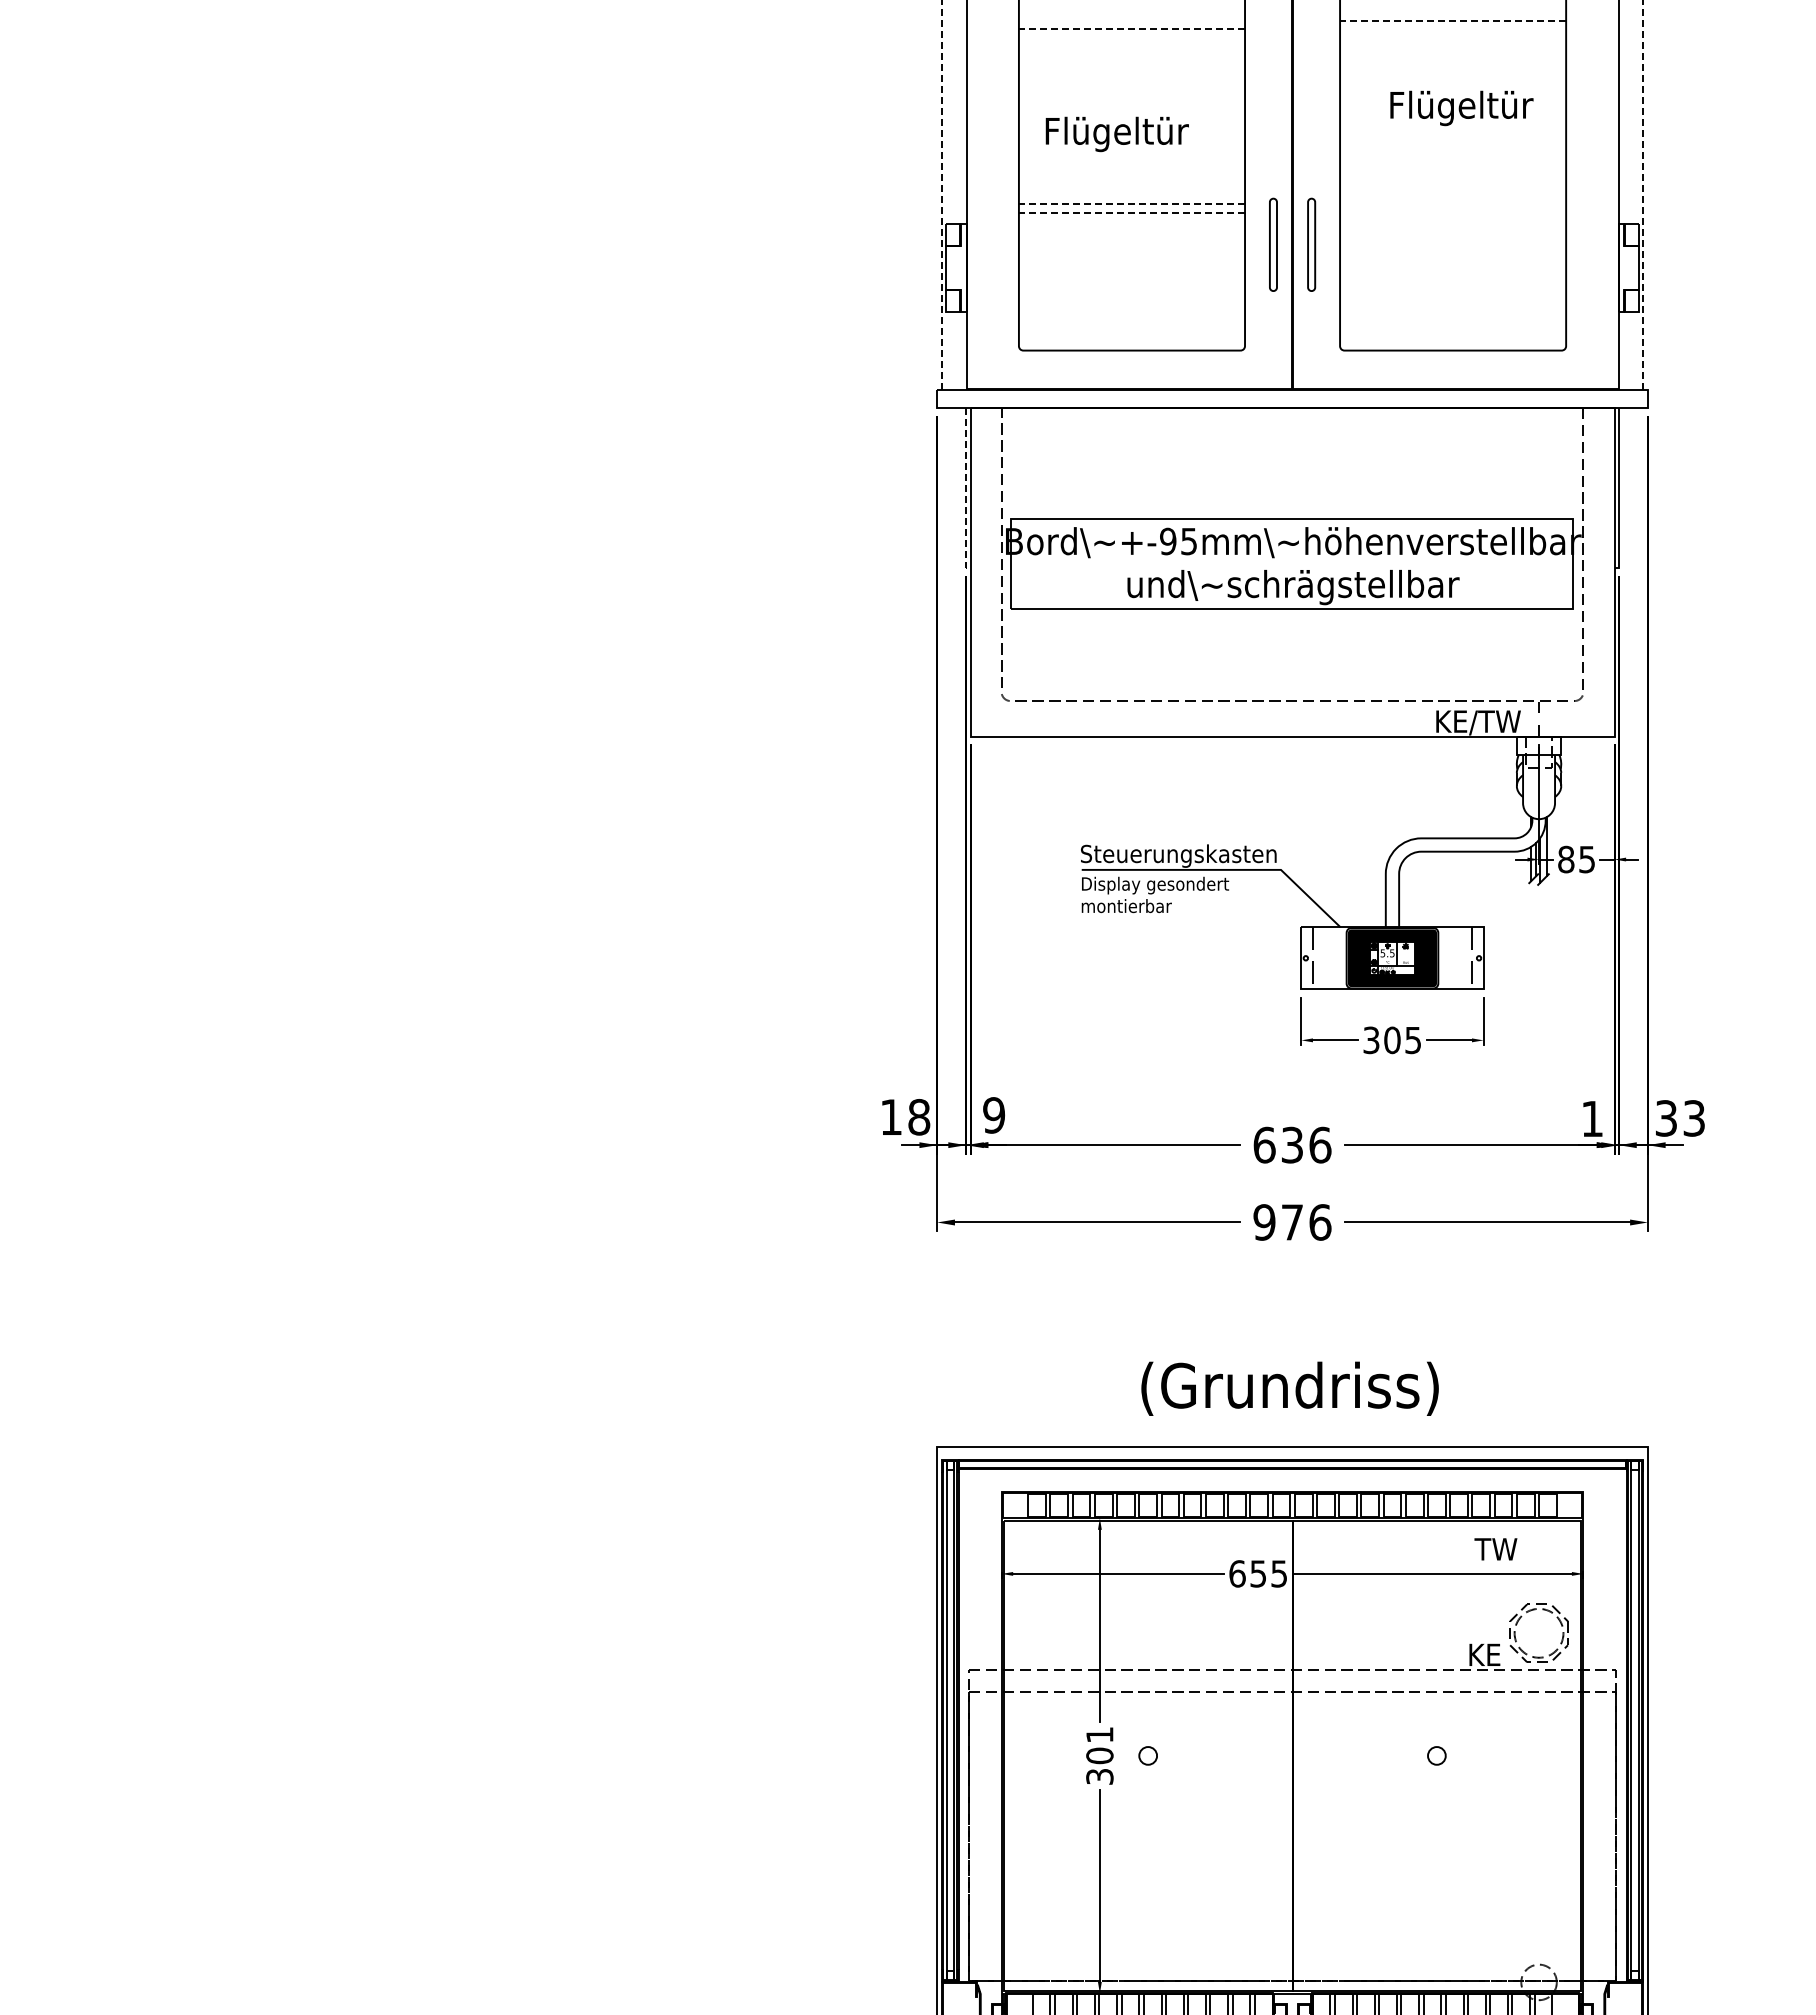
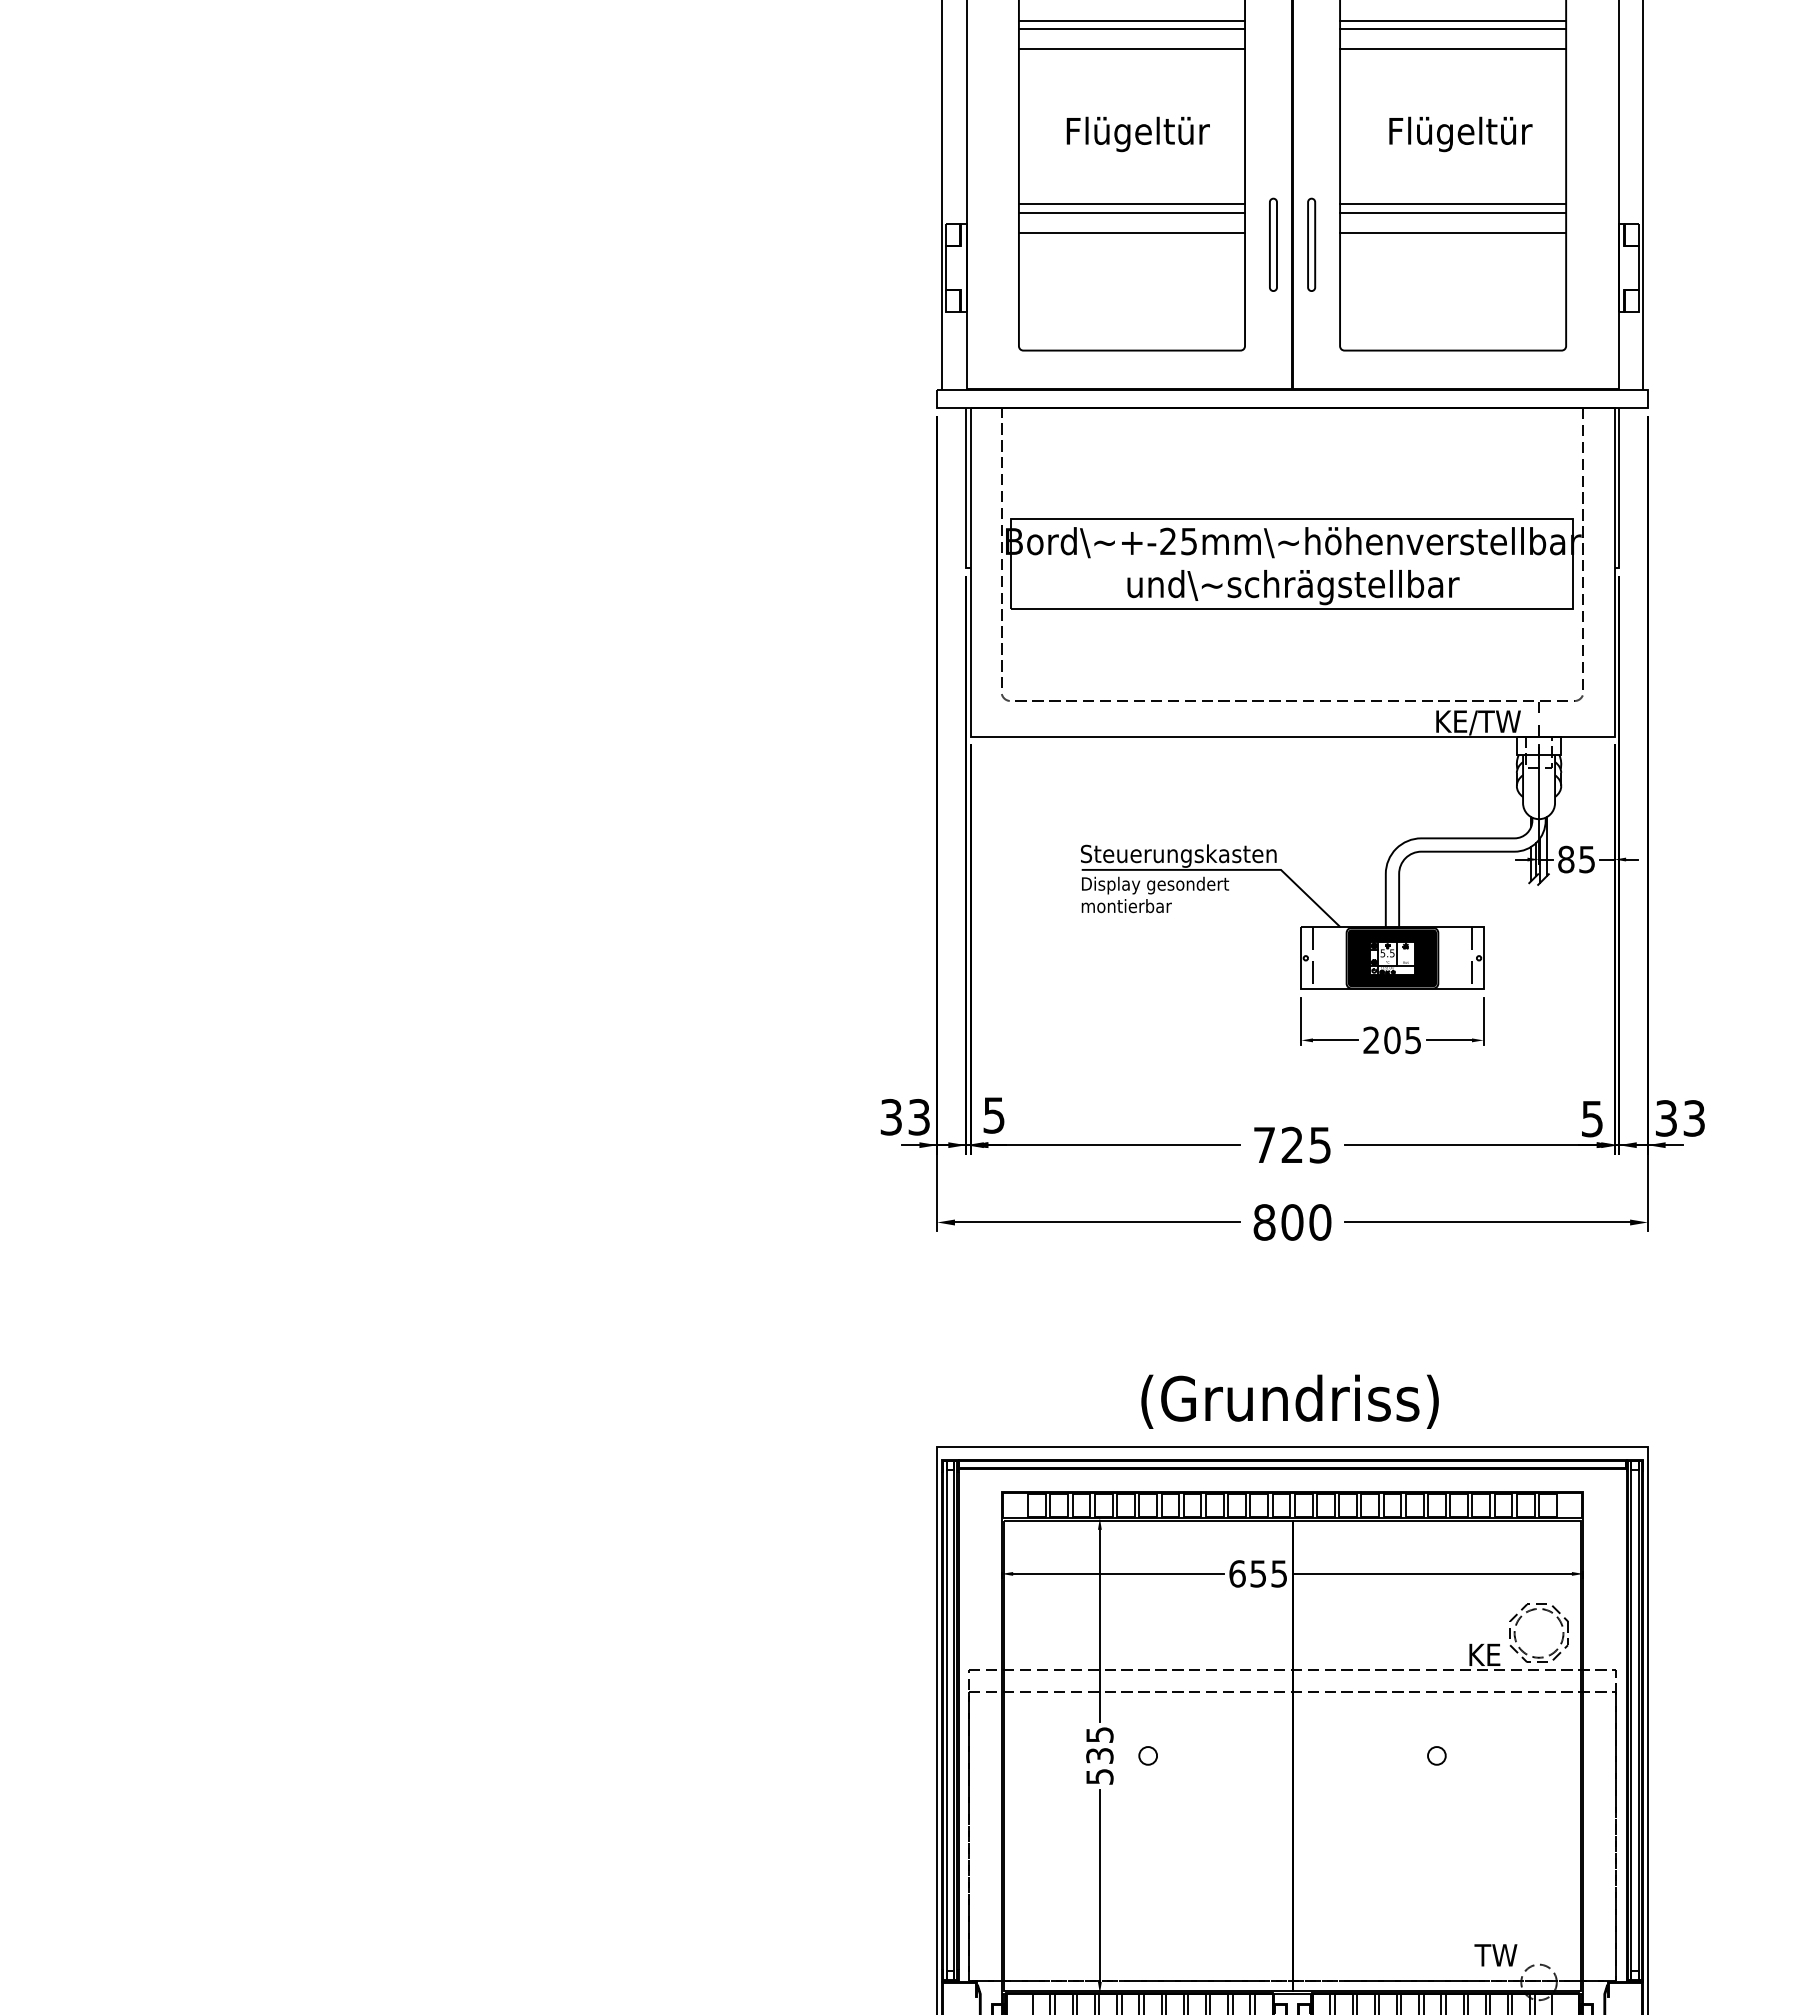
line: dashed -> solid (1643, 0)
line: none -> present (1131, 20)
line: dashed -> solid (1452, 20)
line: dashed -> solid (1131, 29)
line: none -> present (1453, 29)
line: none -> present (1131, 49)
line: none -> present (1453, 49)
text position: (1461, 108) -> (1460, 134) (1460, 134)
text position: (1116, 134) -> (1137, 134) (1137, 134)
line: dashed -> solid (1131, 204)
line: none -> present (1453, 204)
line: dashed -> solid (1131, 213)
line: none -> present (1453, 213)
line: none -> present (1131, 232)
line: none -> present (1453, 232)
line: dashed -> solid (966, 490)
text: +-95mm -> +-25mm (1168, 541)
text: 305 -> 205 (1371, 1040)
text: 9 -> 5 (994, 1115)
text: 18 -> 33 (905, 1116)
text: 1 -> 5 (1592, 1119)
text: 636 -> 725 (1292, 1144)
text: 976 -> 800 (1292, 1222)
text position: (1289, 1388) -> (1289, 1401) (1289, 1401)
text position: (1495, 1549) -> (1495, 1955) (1495, 1955)
text: 301 -> 535 (1099, 1755)
